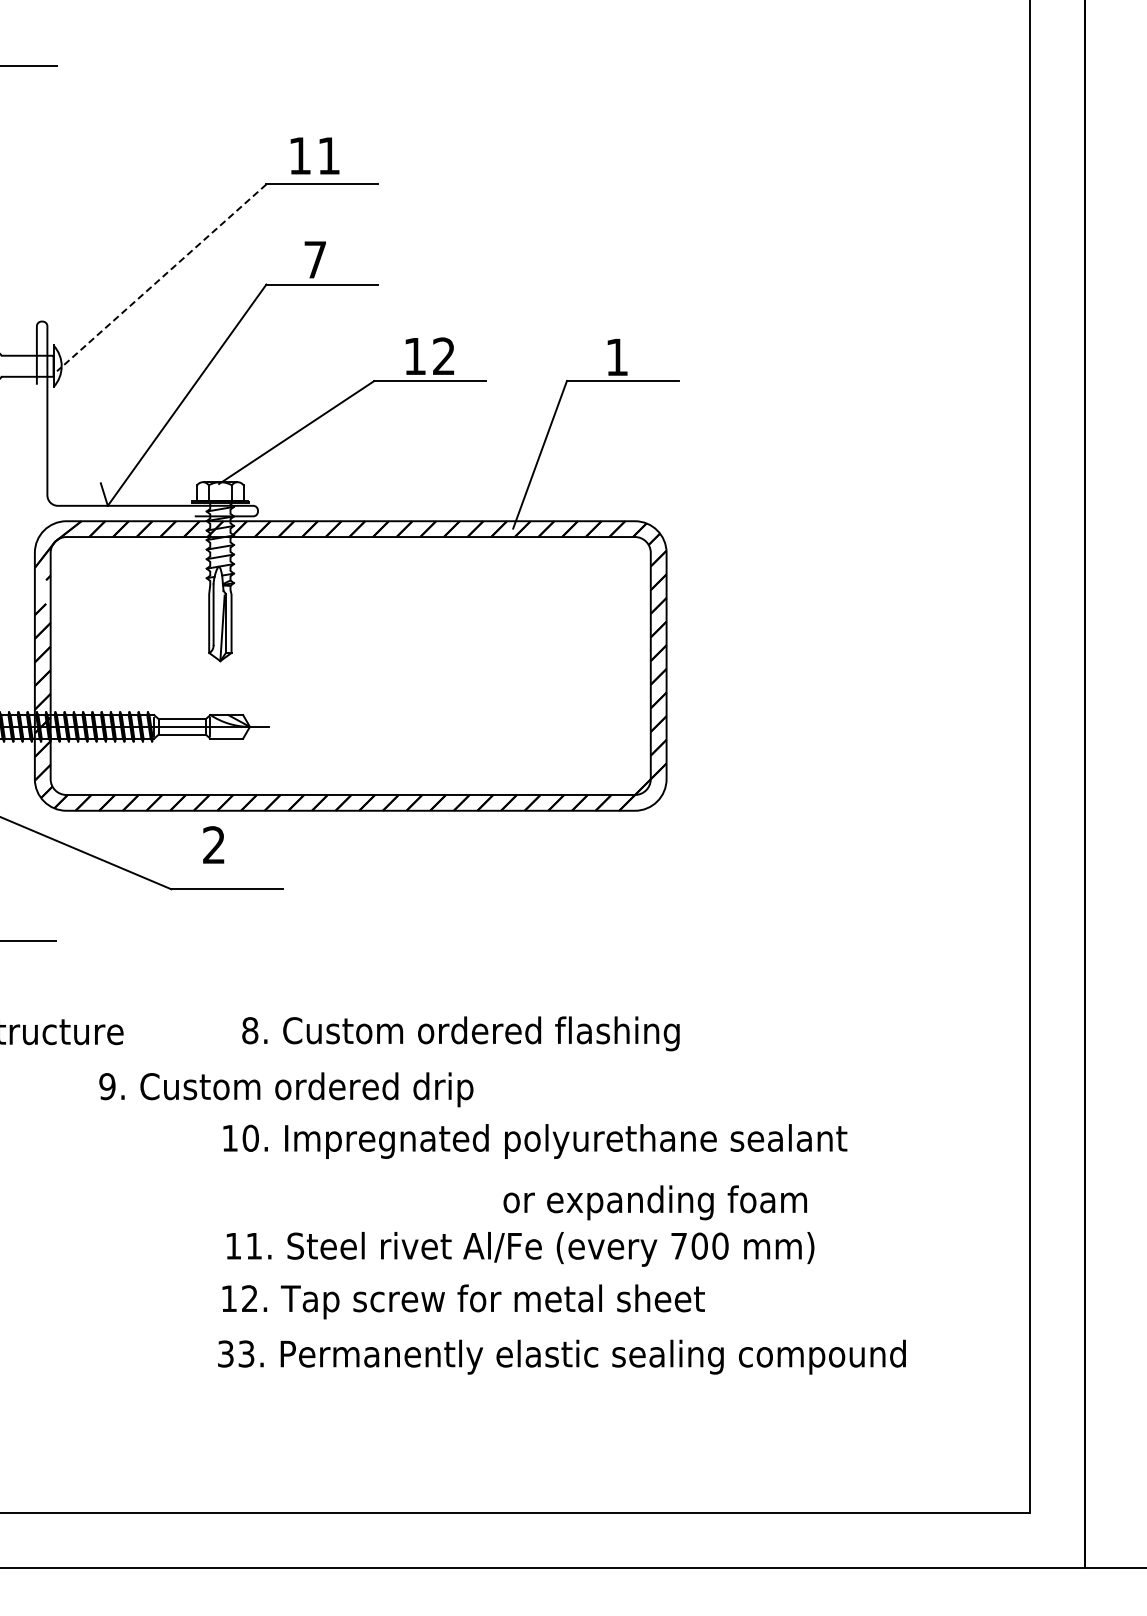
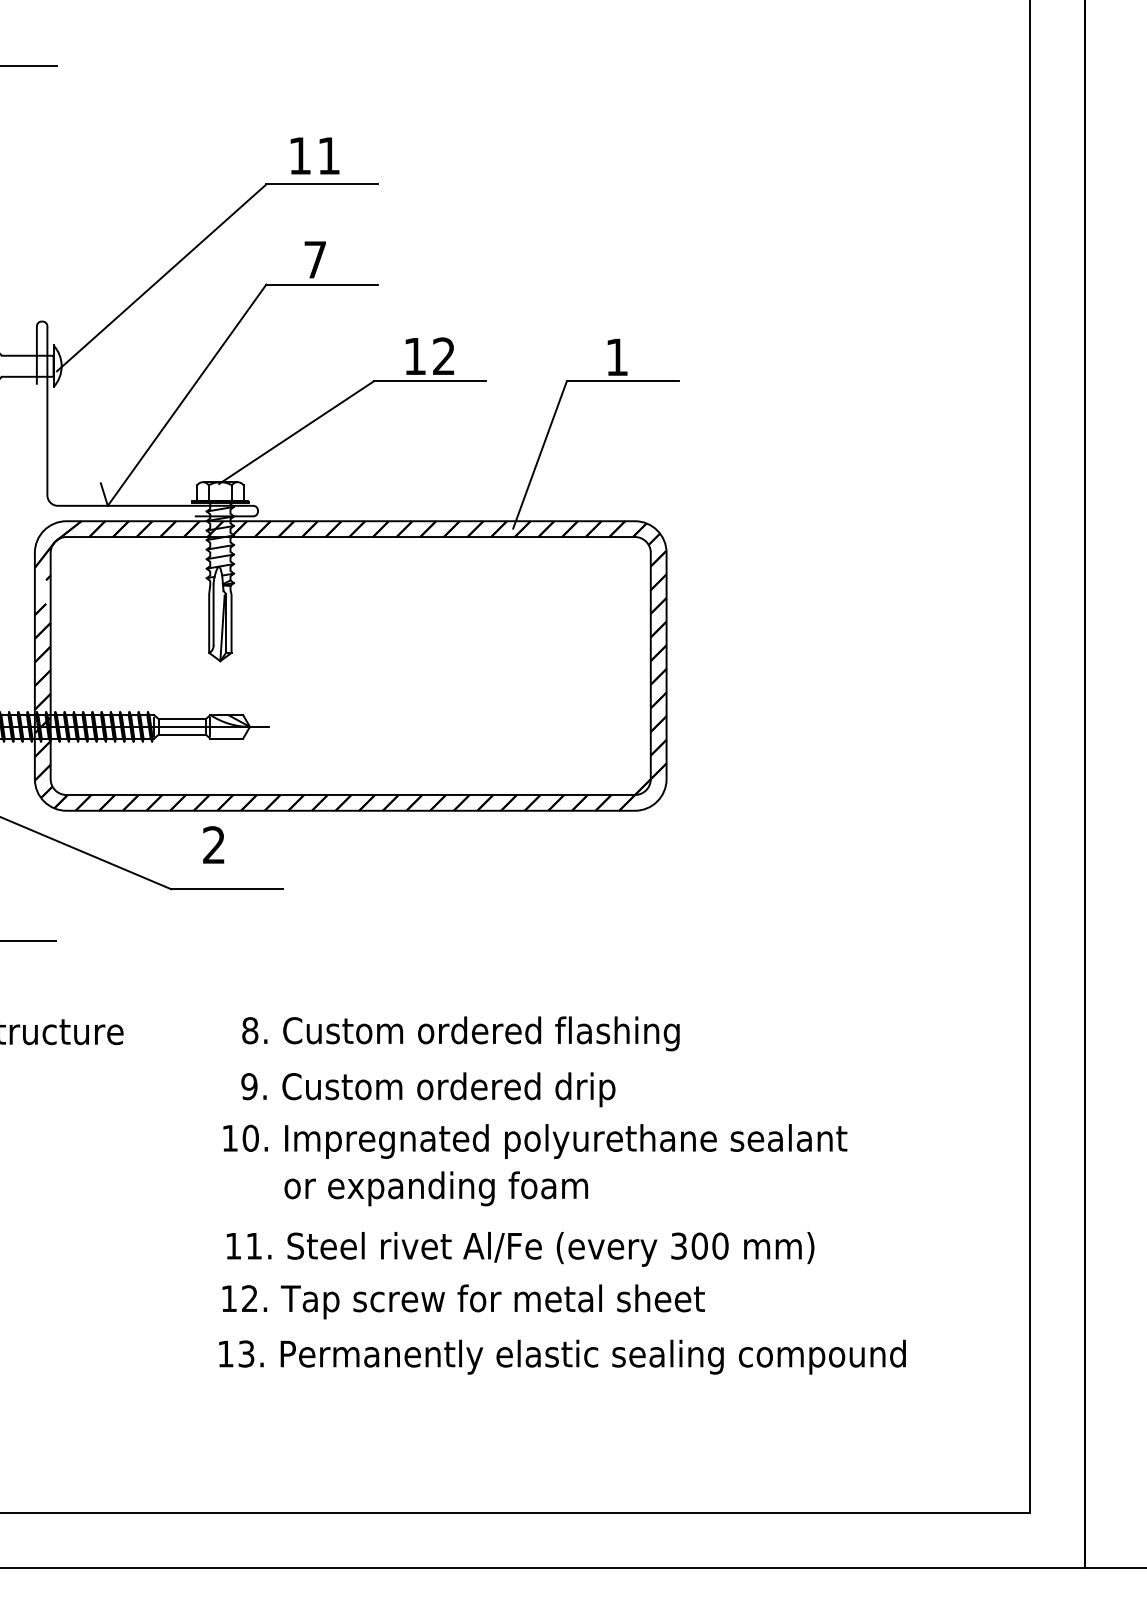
line: dashed -> solid (161, 278)
text position: (286, 1089) -> (428, 1089) (428, 1089)
text position: (654, 1202) -> (435, 1188) (435, 1188)
text: 700 -> 300 (678, 1245)
text: 33. -> 13. (225, 1353)
